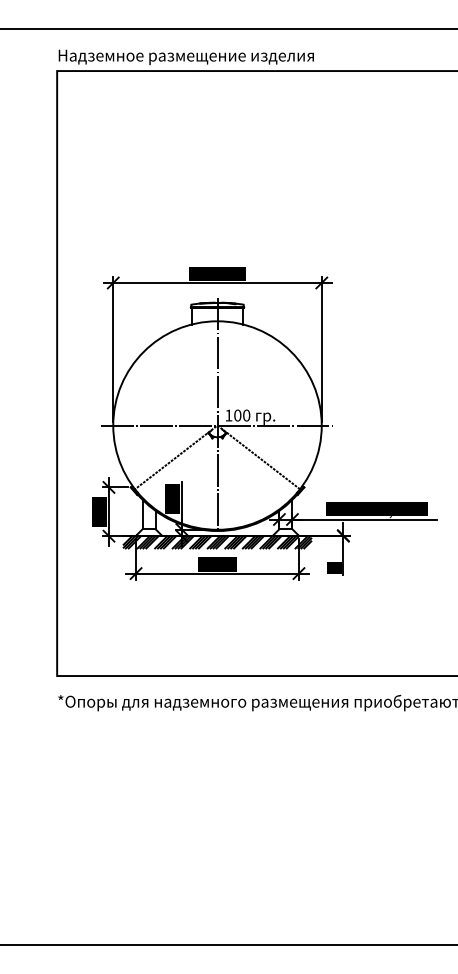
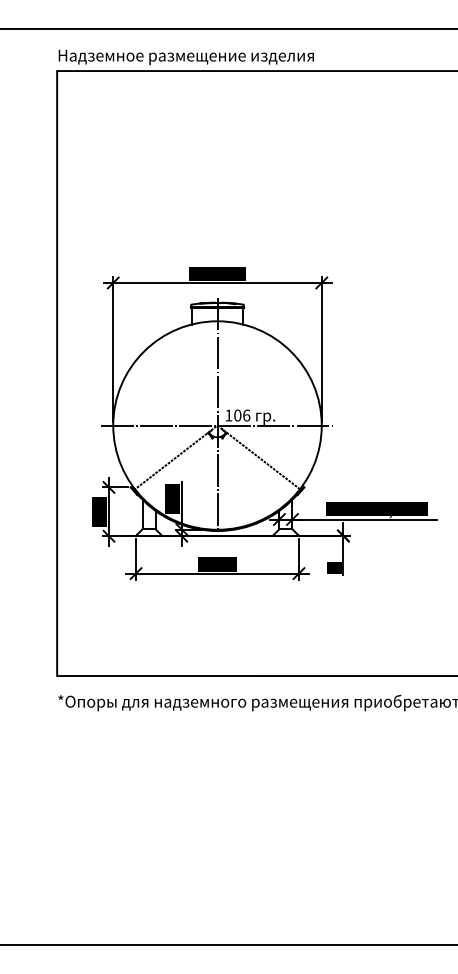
text: 100 -> 106 (246, 415)
hatch: present -> none (217, 542)
